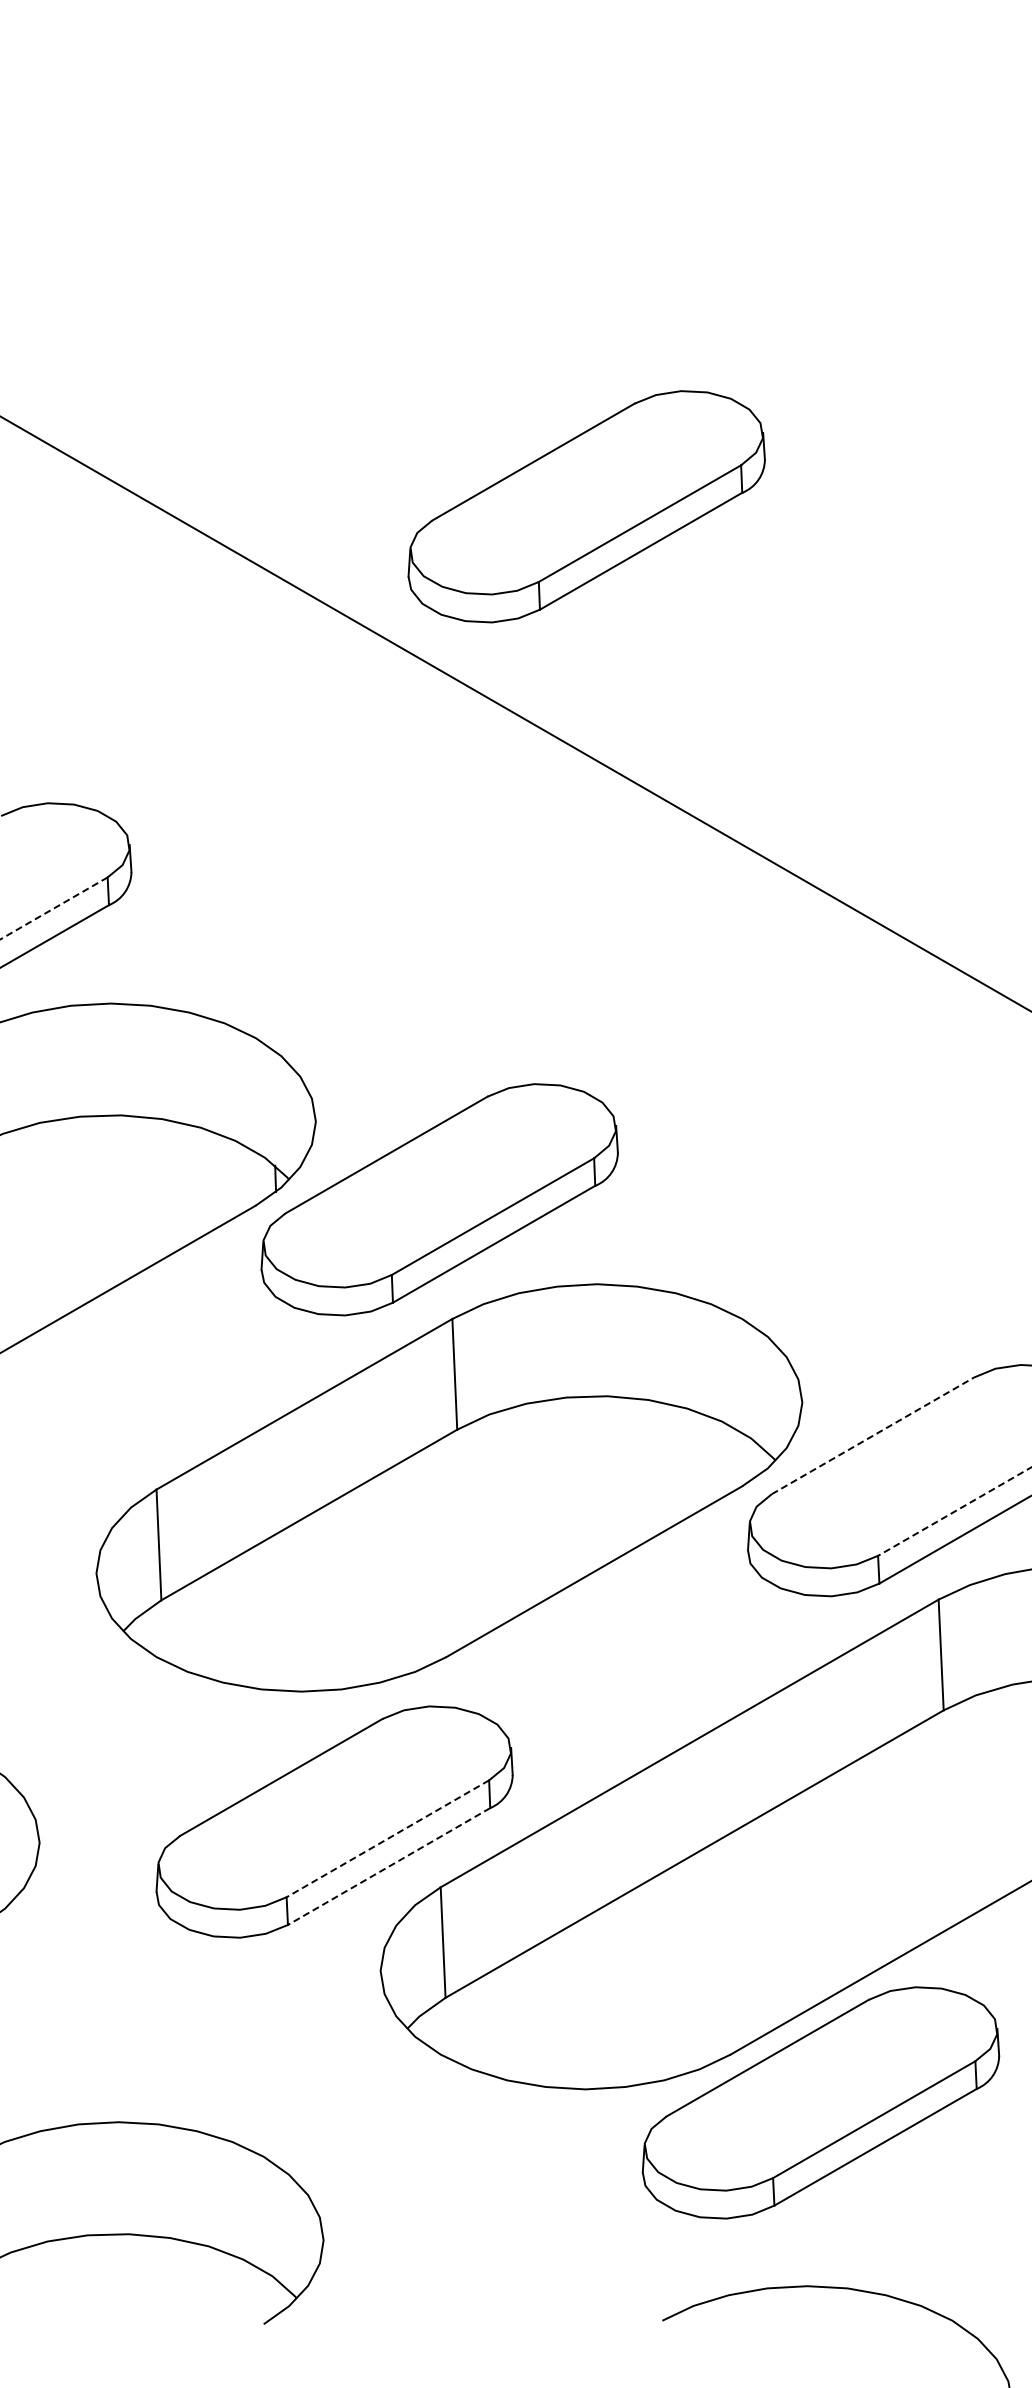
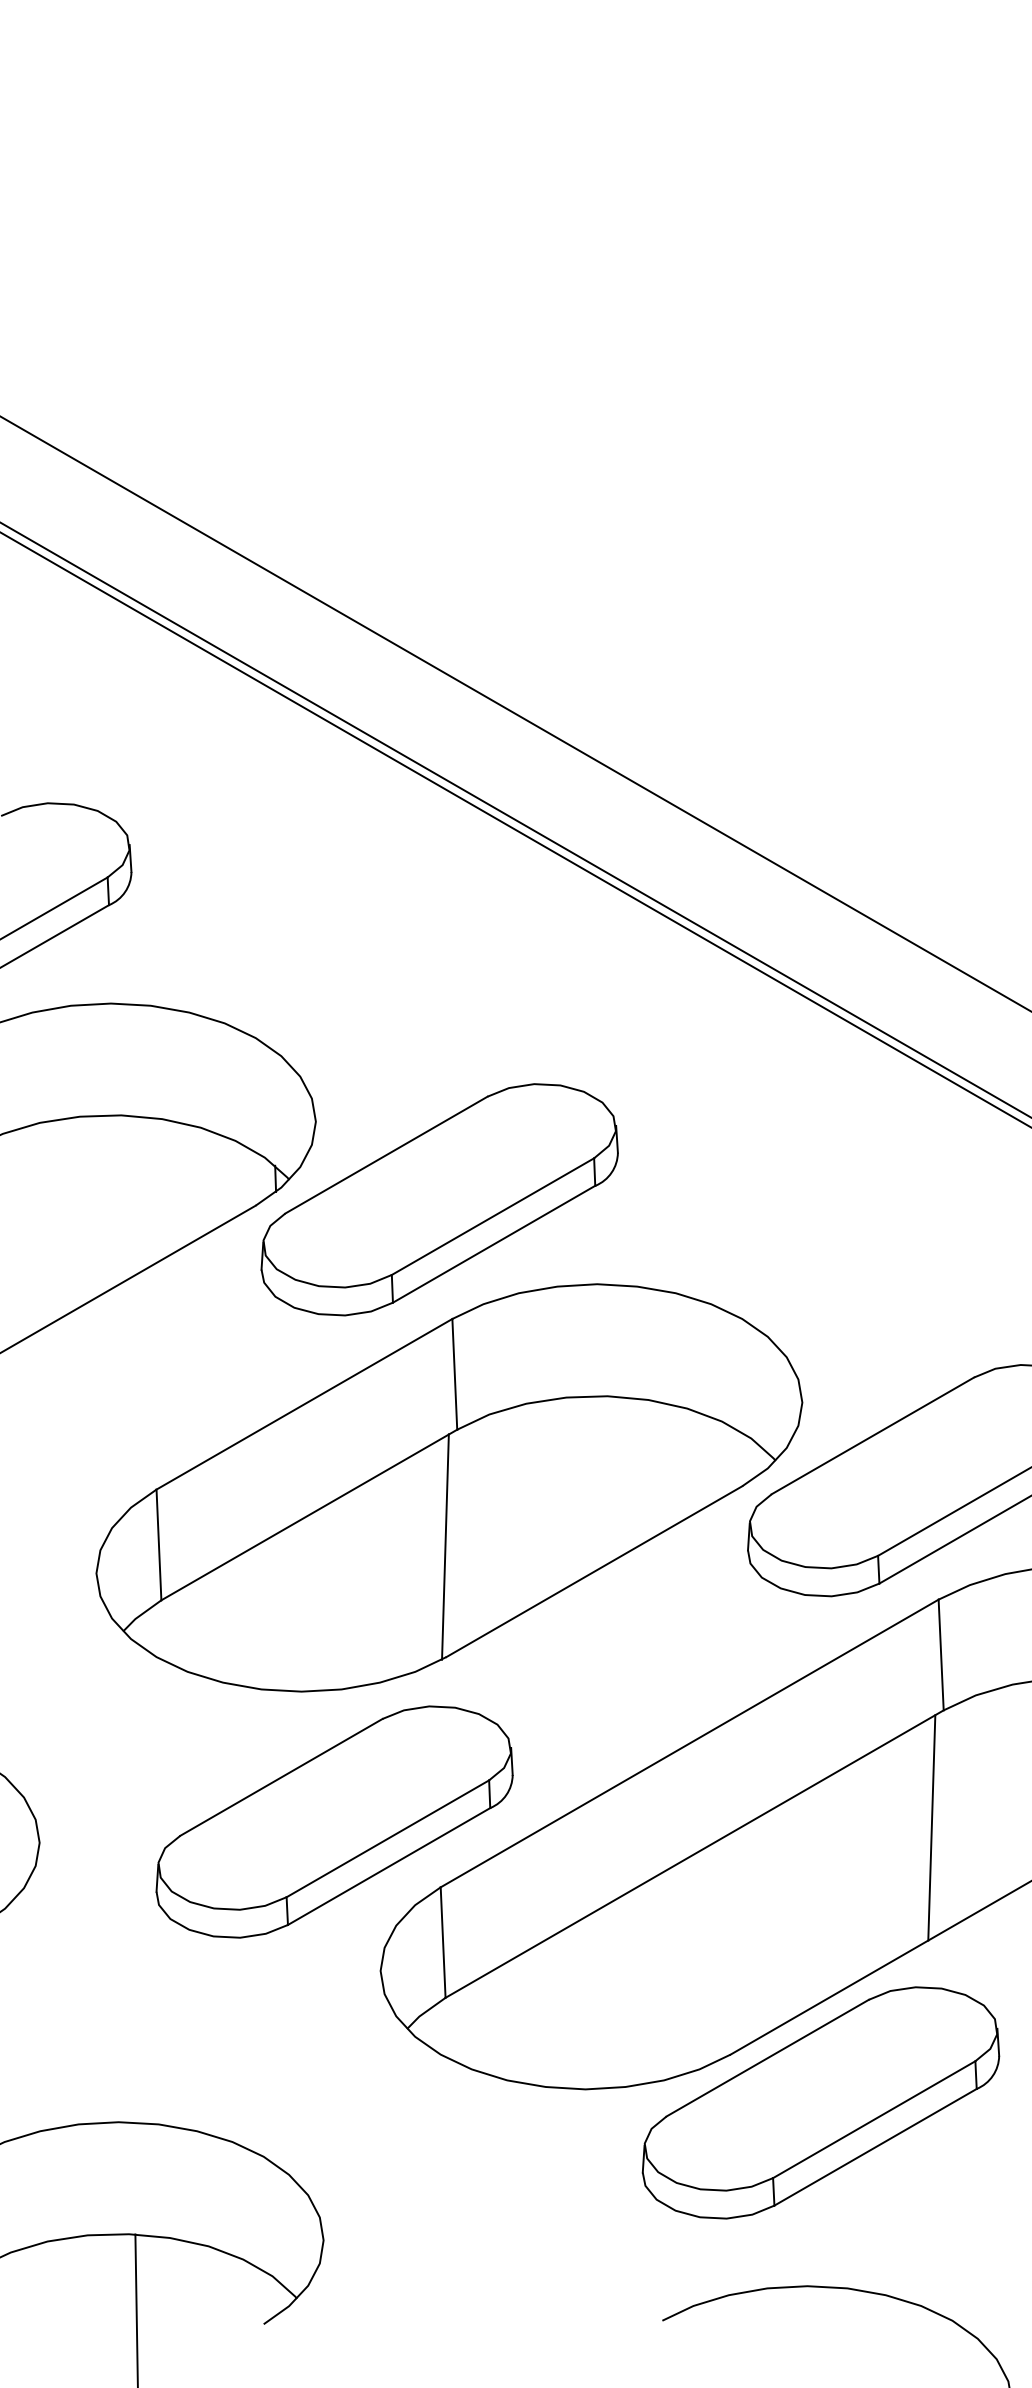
part: present -> none (586, 506)
line: none -> present (515, 819)
line: none -> present (515, 829)
line: dashed -> solid (54, 908)
line: dashed -> solid (872, 1435)
line: dashed -> solid (954, 1511)
line: none -> present (445, 1546)
line: none -> present (931, 1827)
line: dashed -> solid (387, 1838)
line: dashed -> solid (389, 1866)
line: none -> present (136, 2309)
